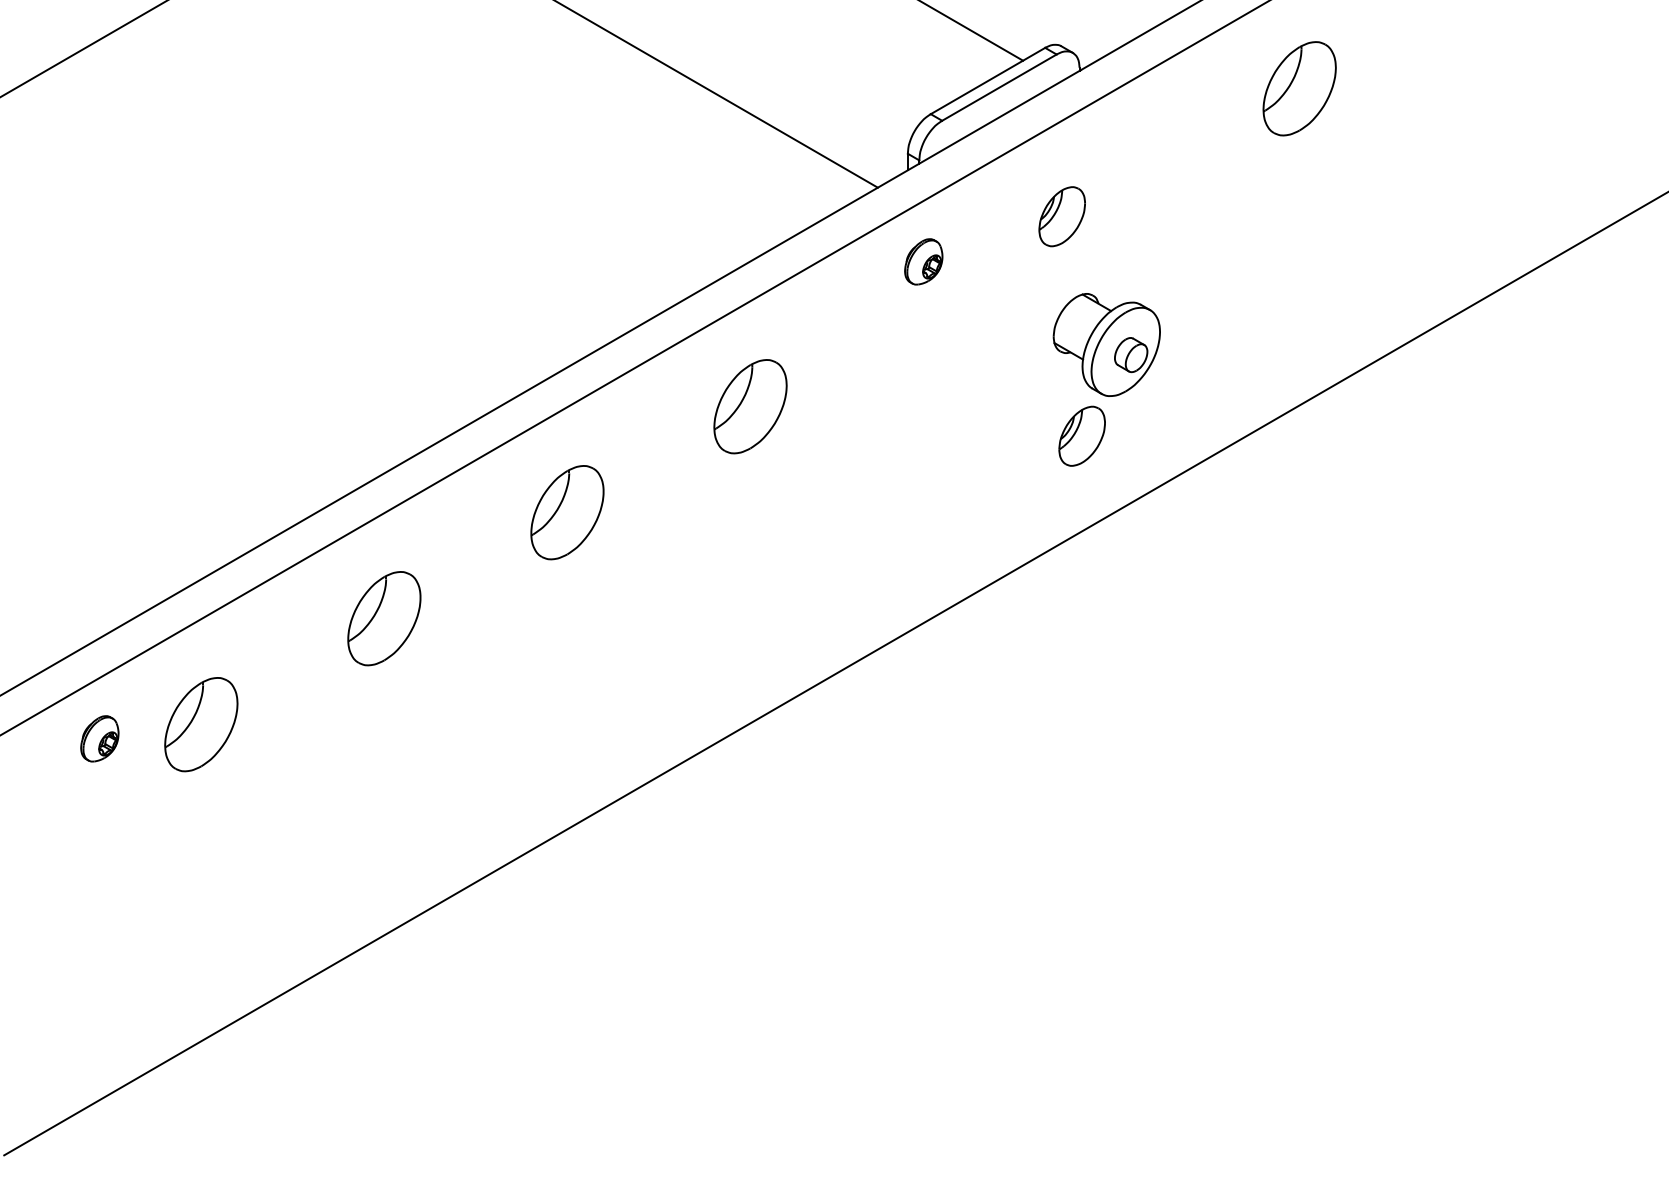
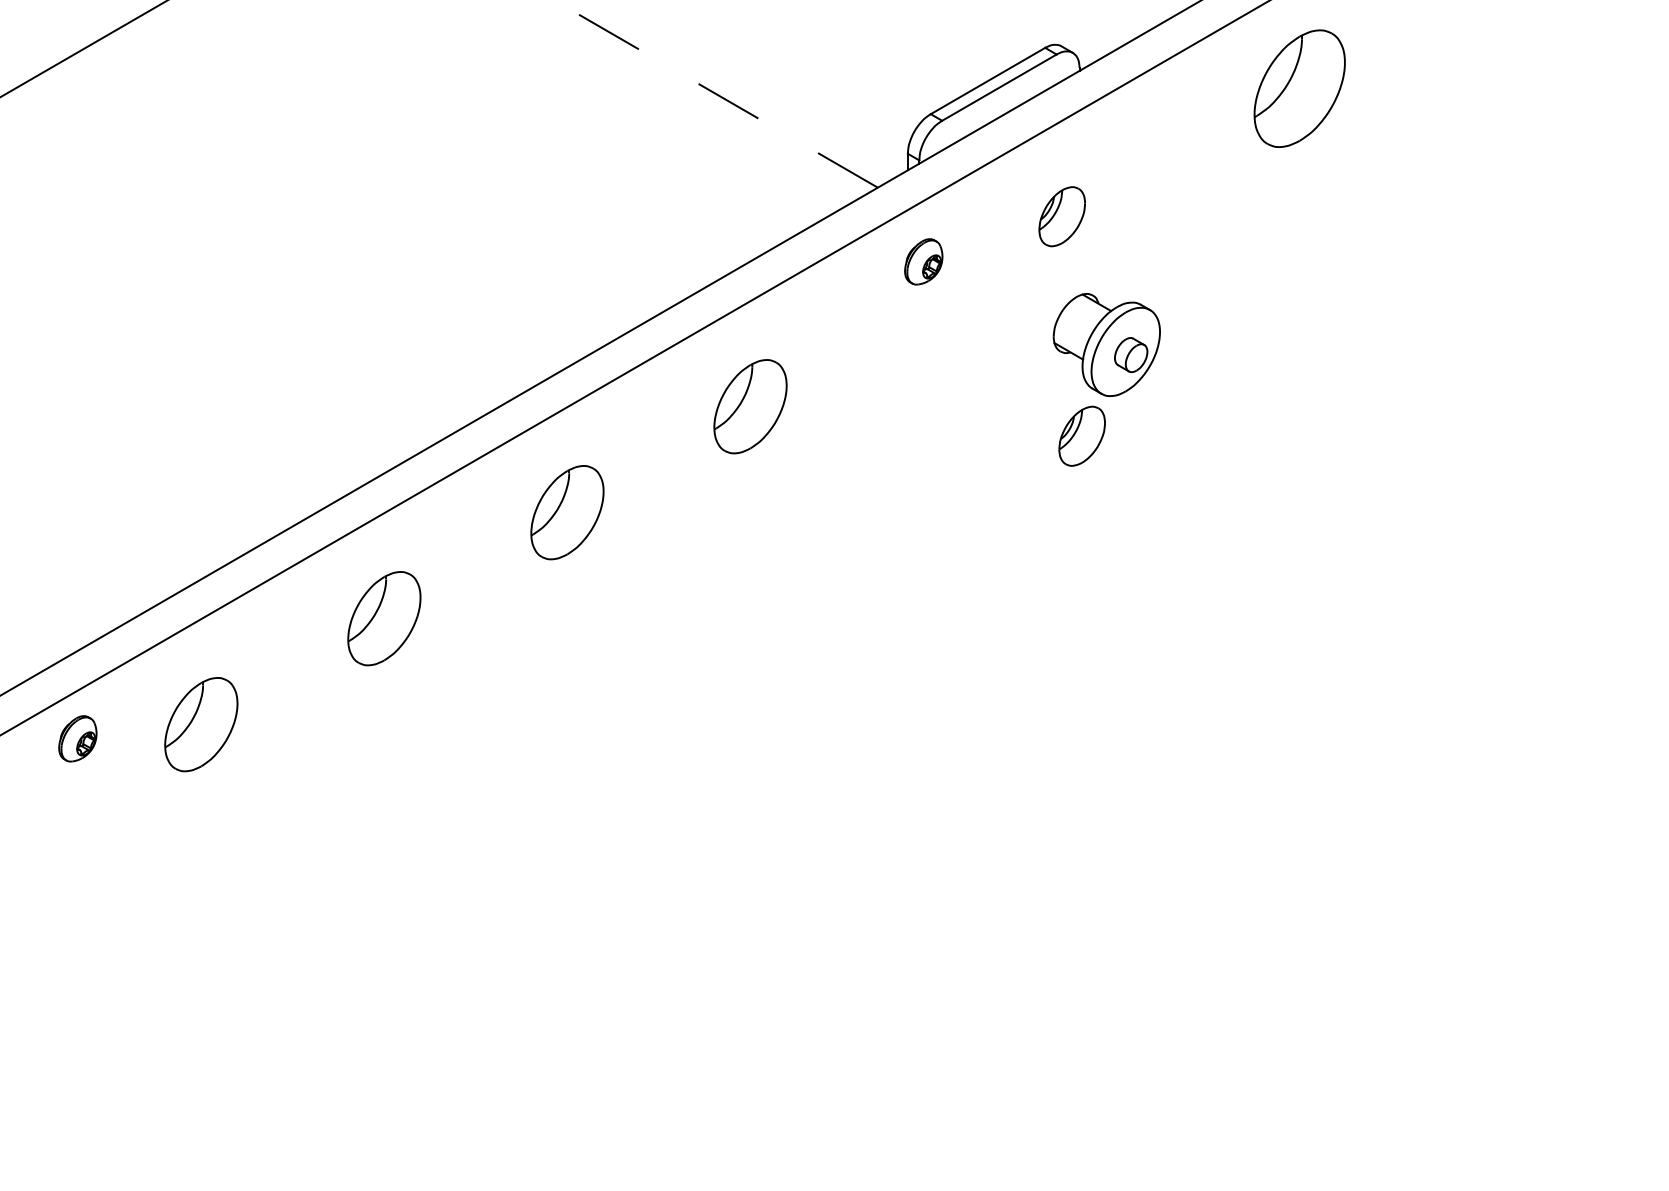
line: present -> none (972, 31)
part size: 75x96 px -> 93x119 px (1299, 88)
line: solid -> dashed (715, 93)
line: present -> none (834, 674)
part position: (99, 738) -> (77, 738) (77, 738)
